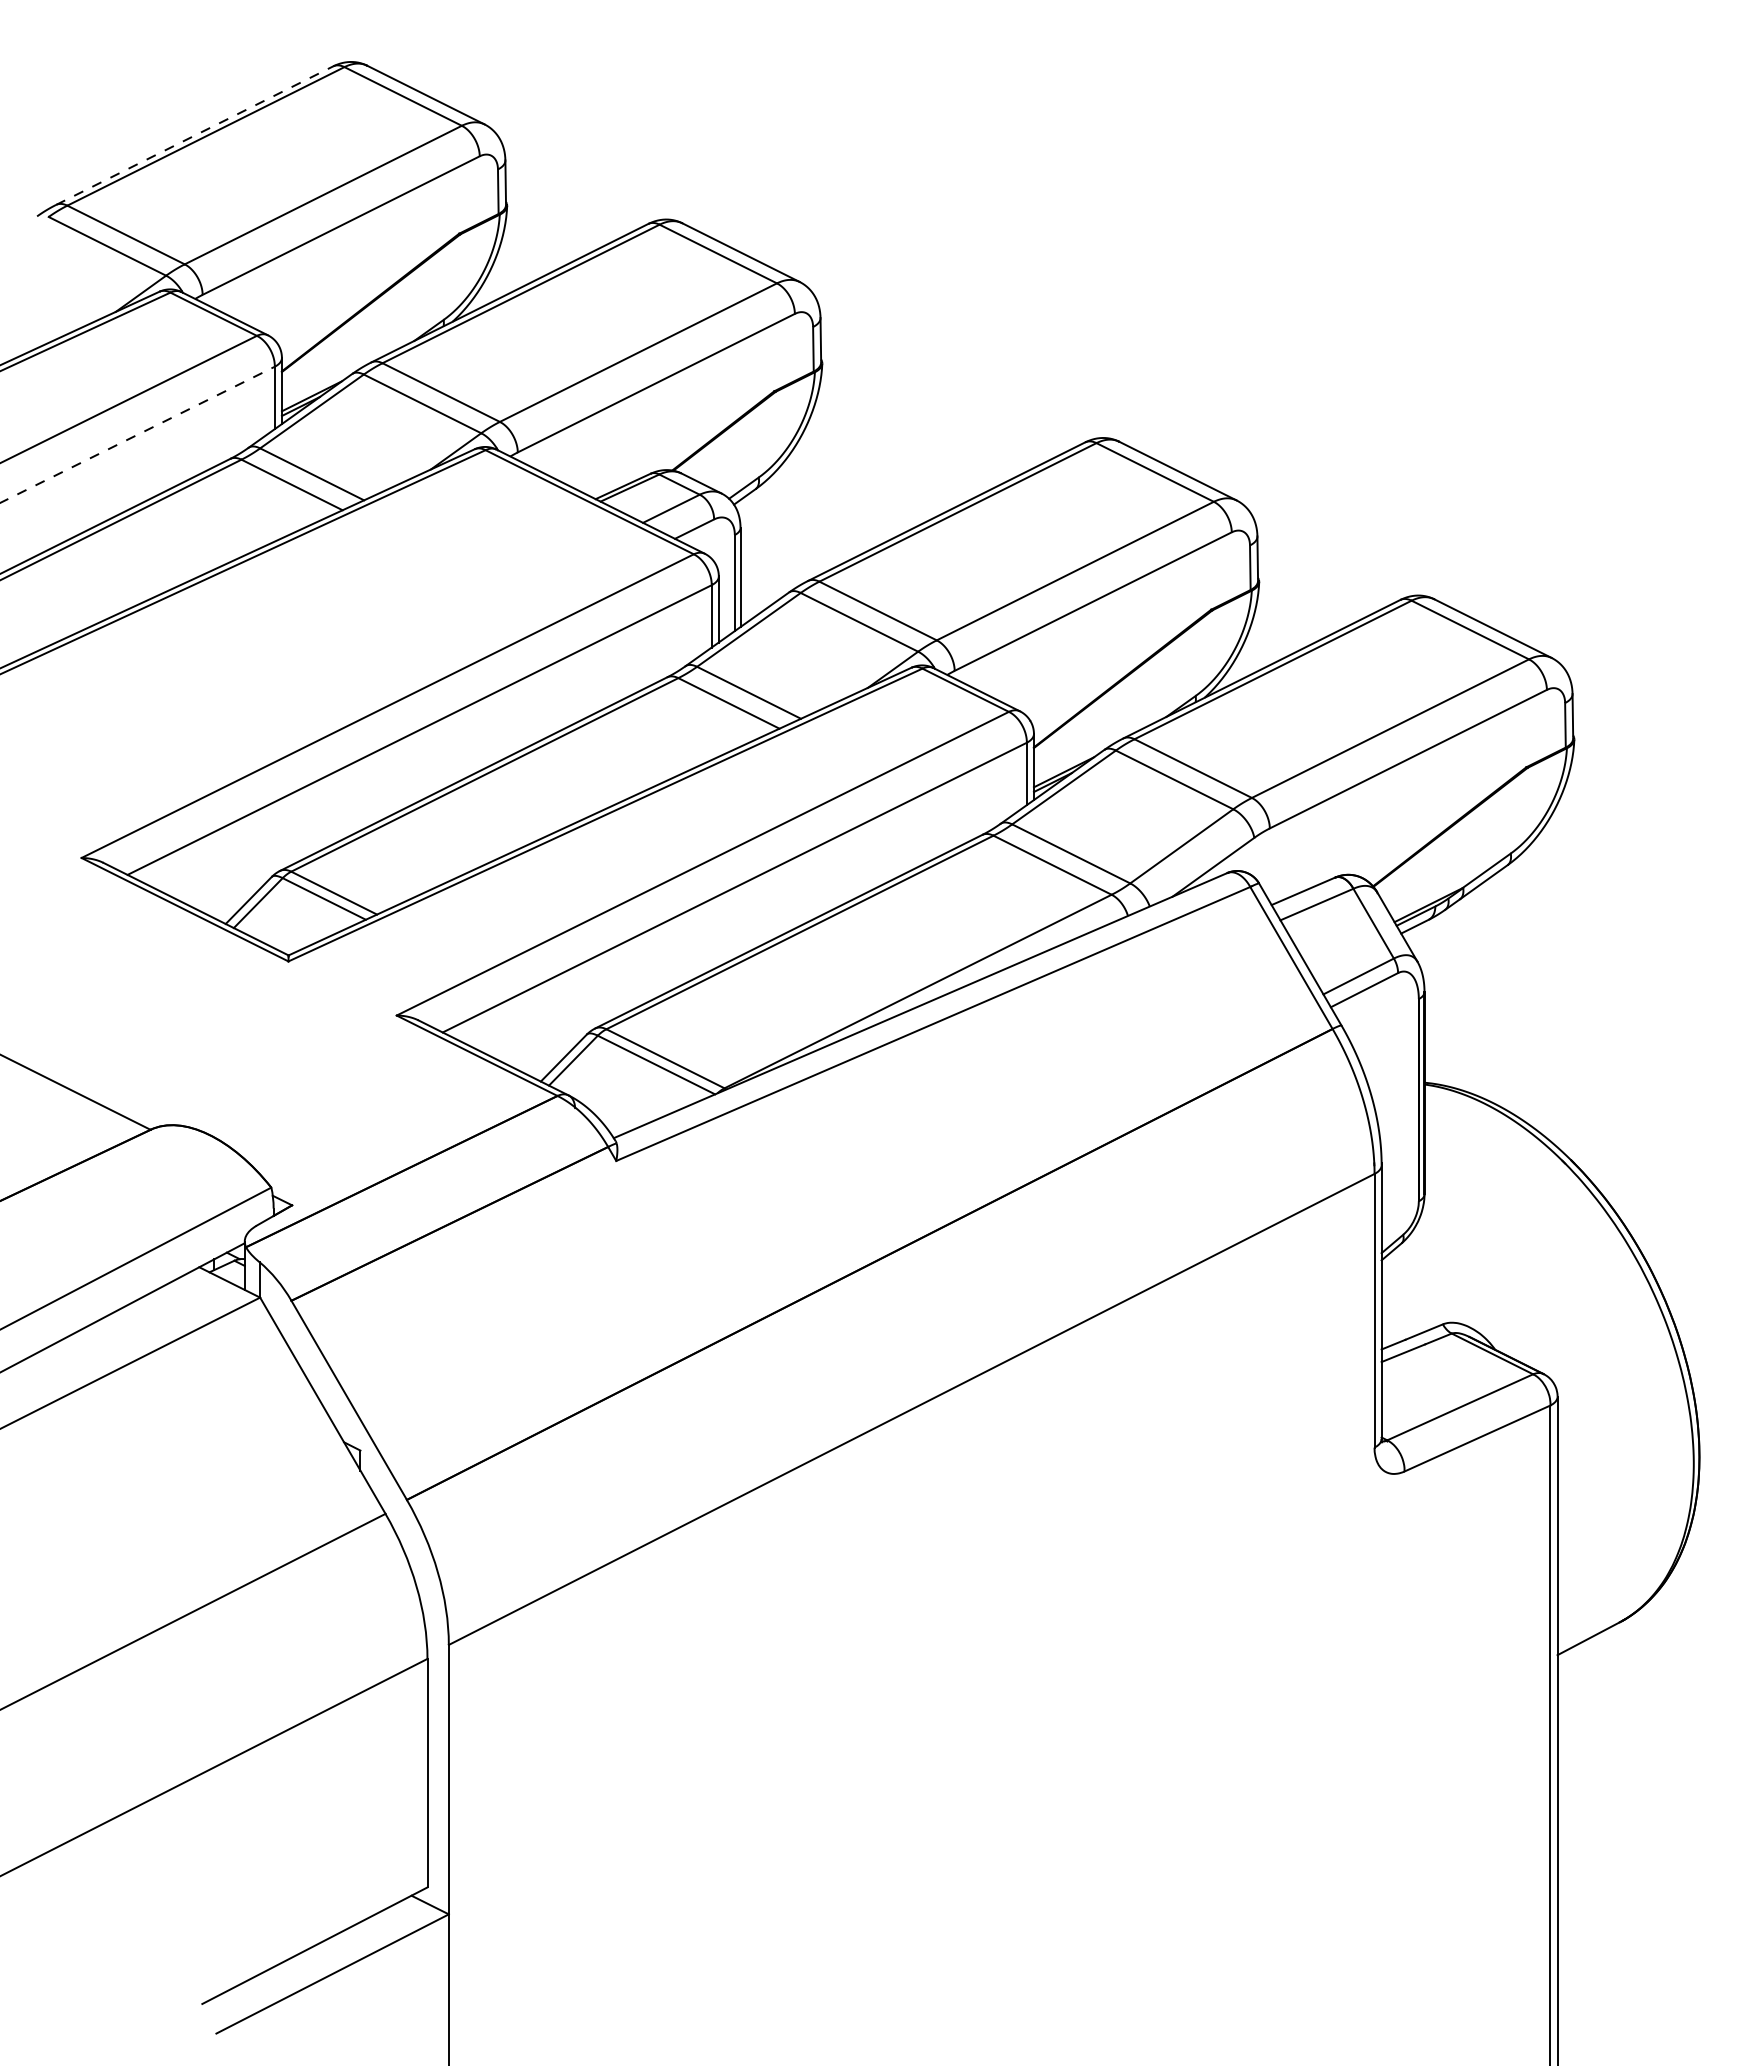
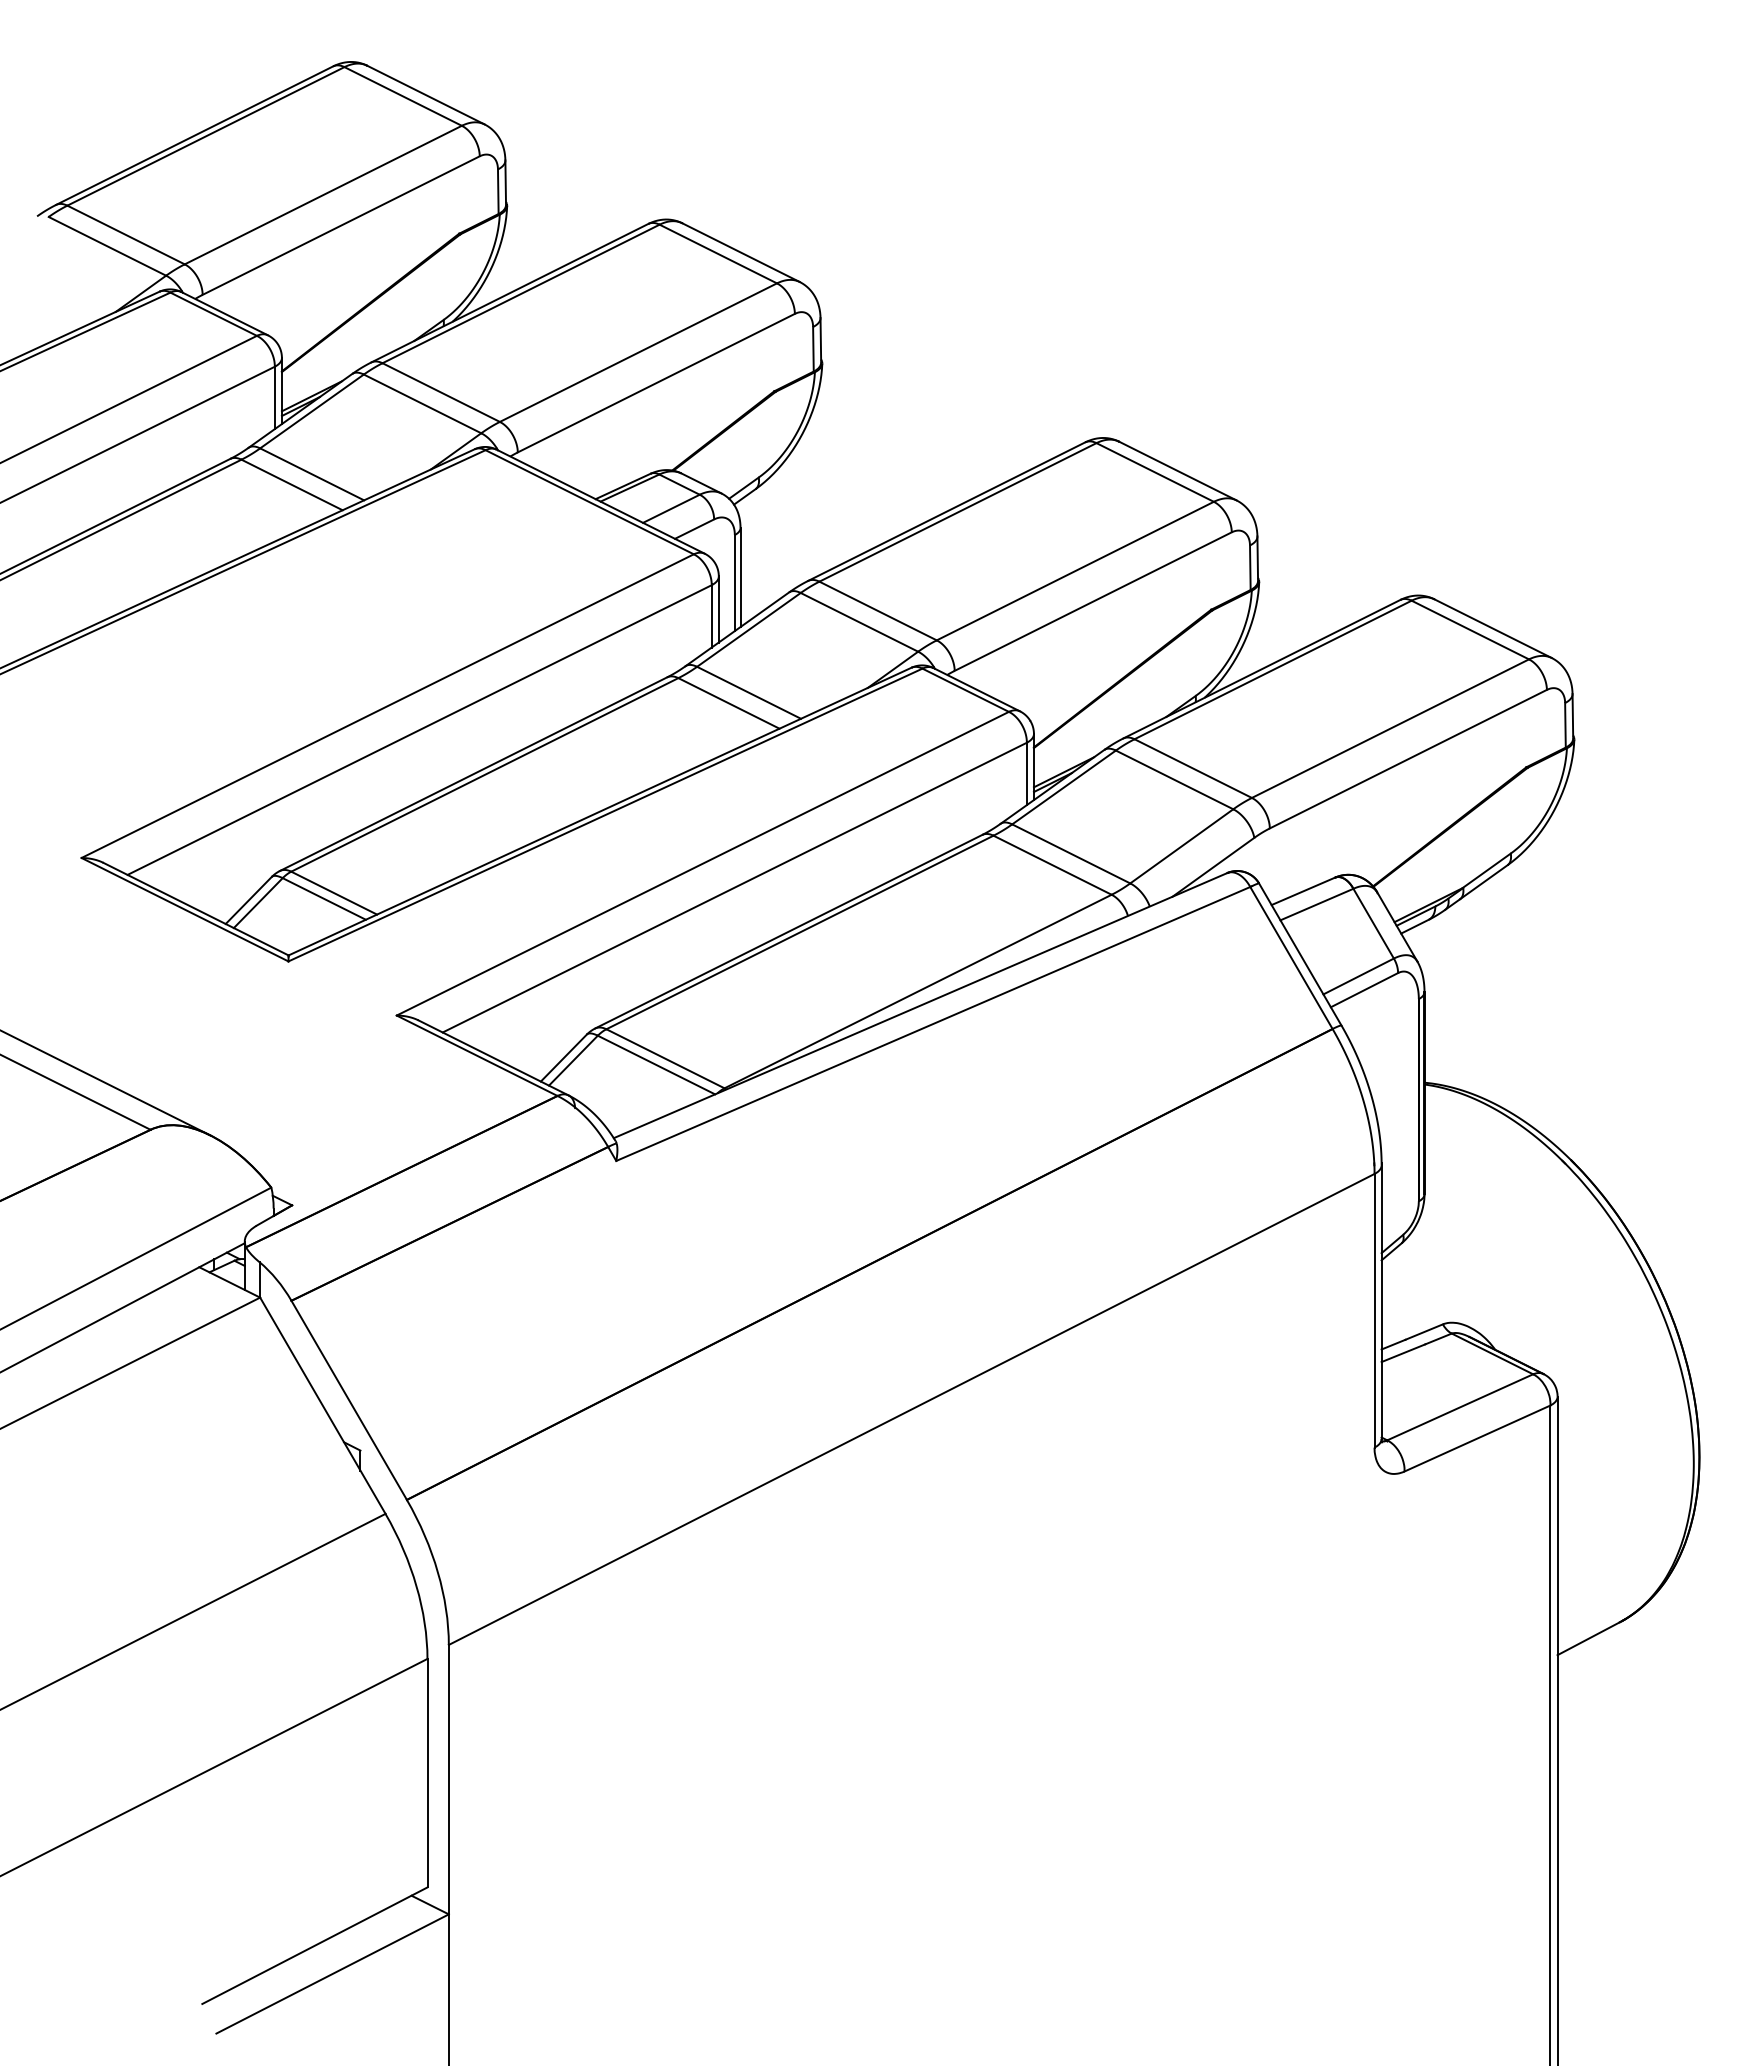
line: dashed -> solid (194, 135)
line: dashed -> solid (137, 434)
line: none -> present (106, 1083)
